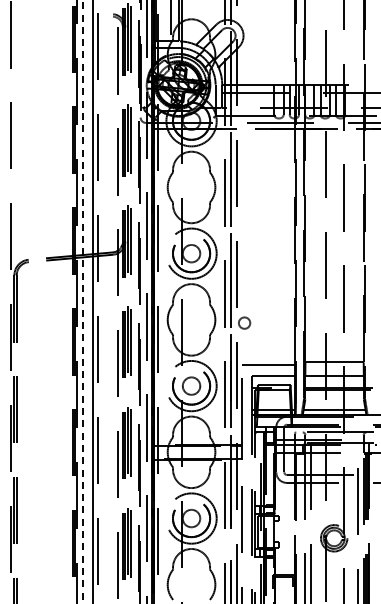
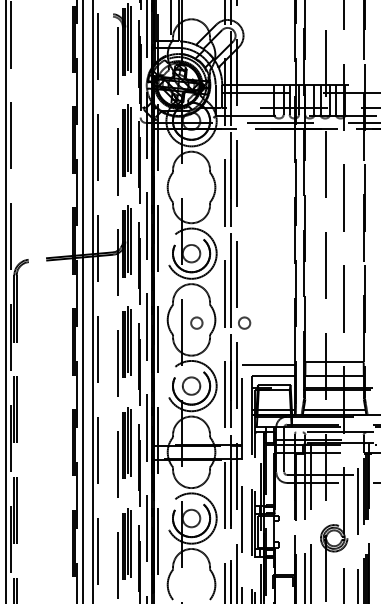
line: none -> present (6, 301)
line: dashed -> solid (82, 302)
circle: none -> present (196, 322)
